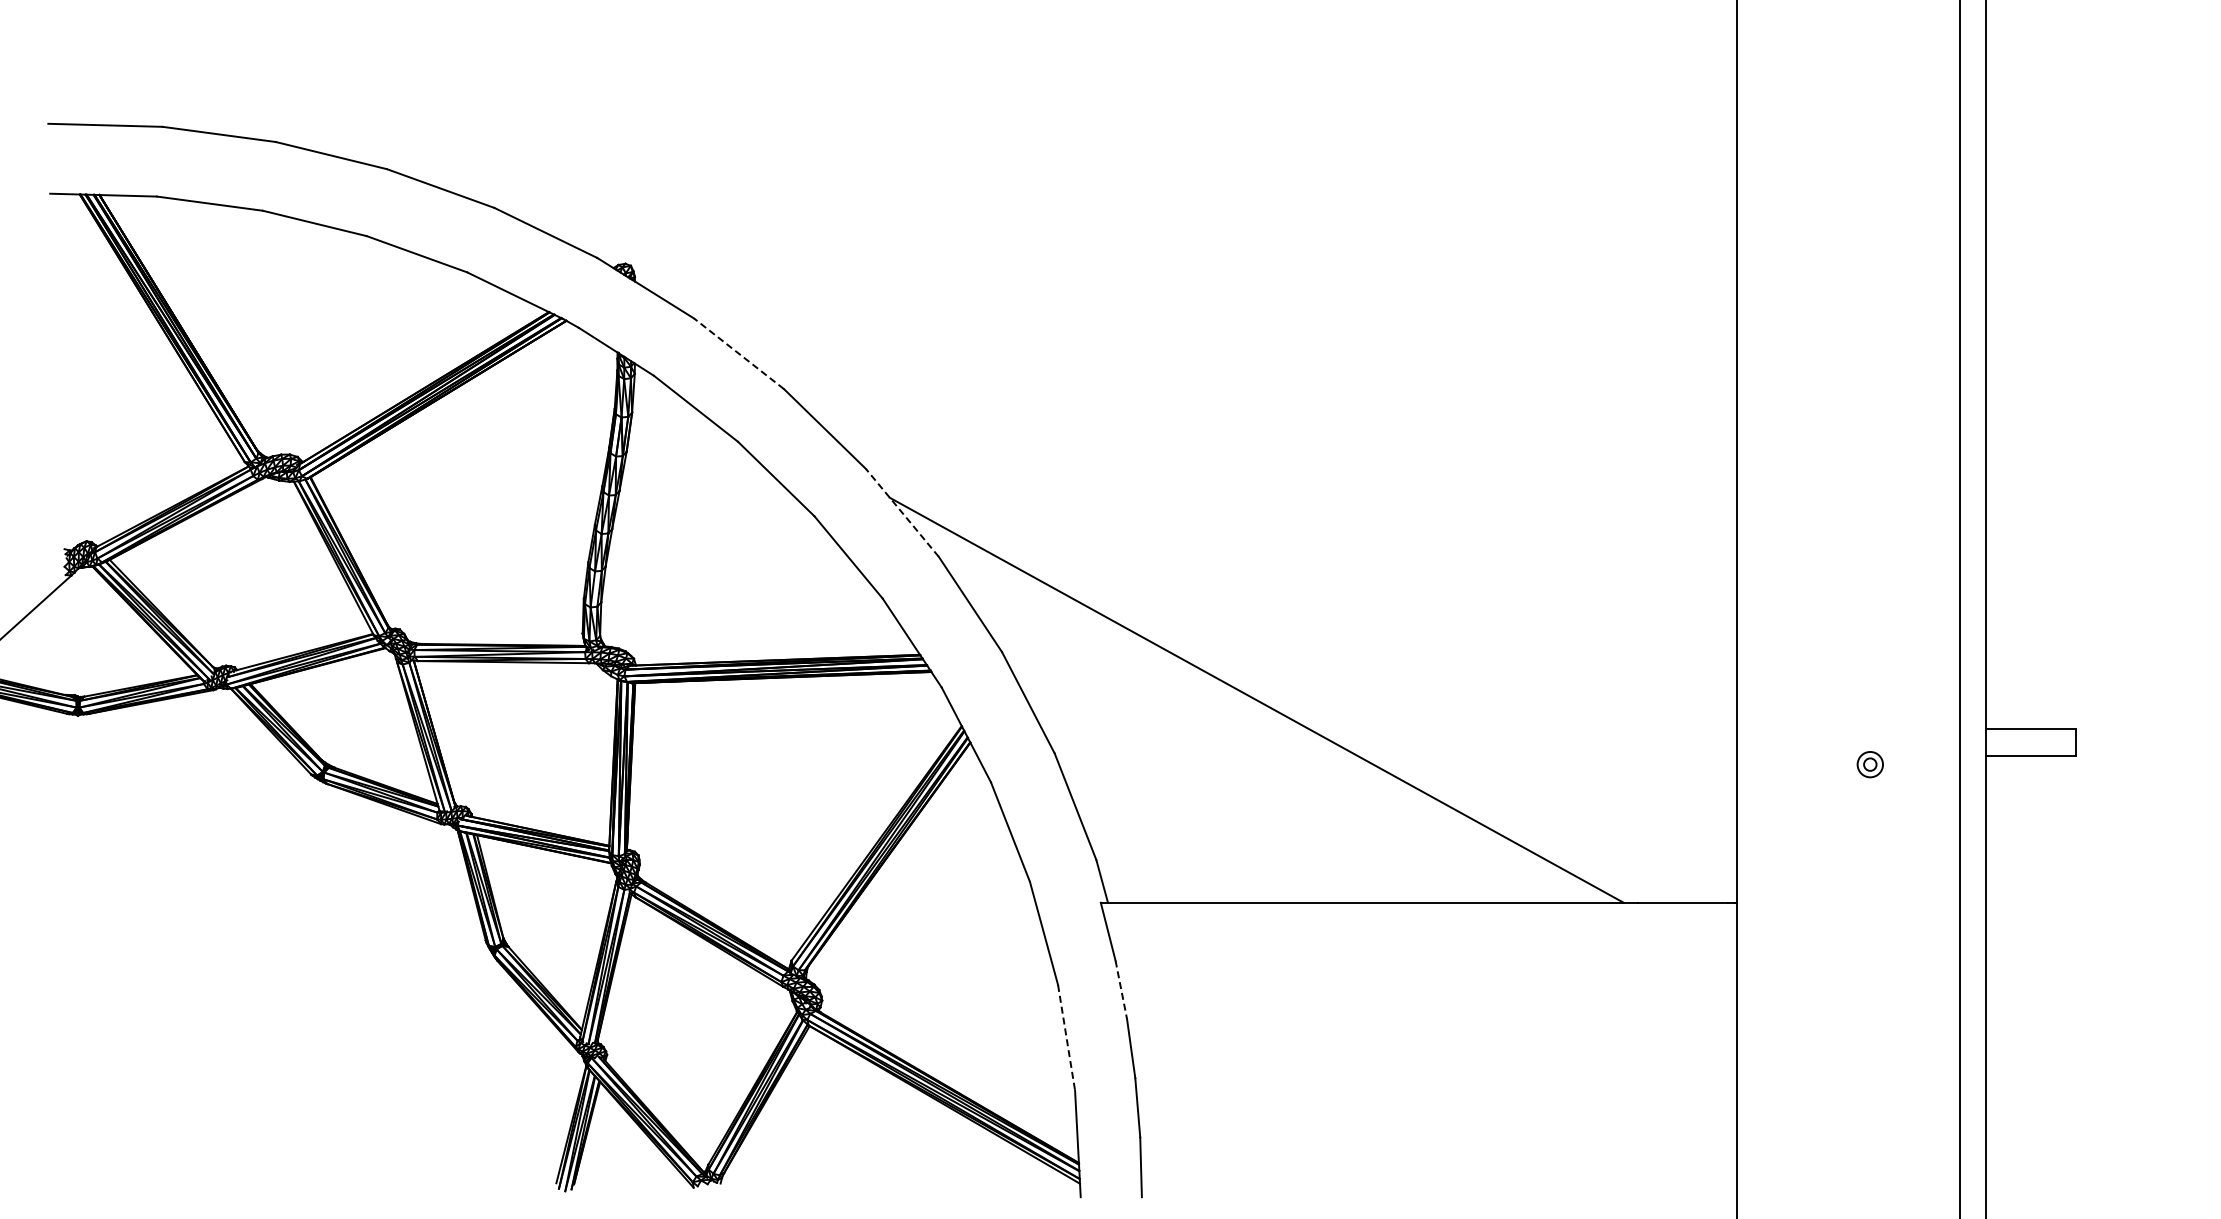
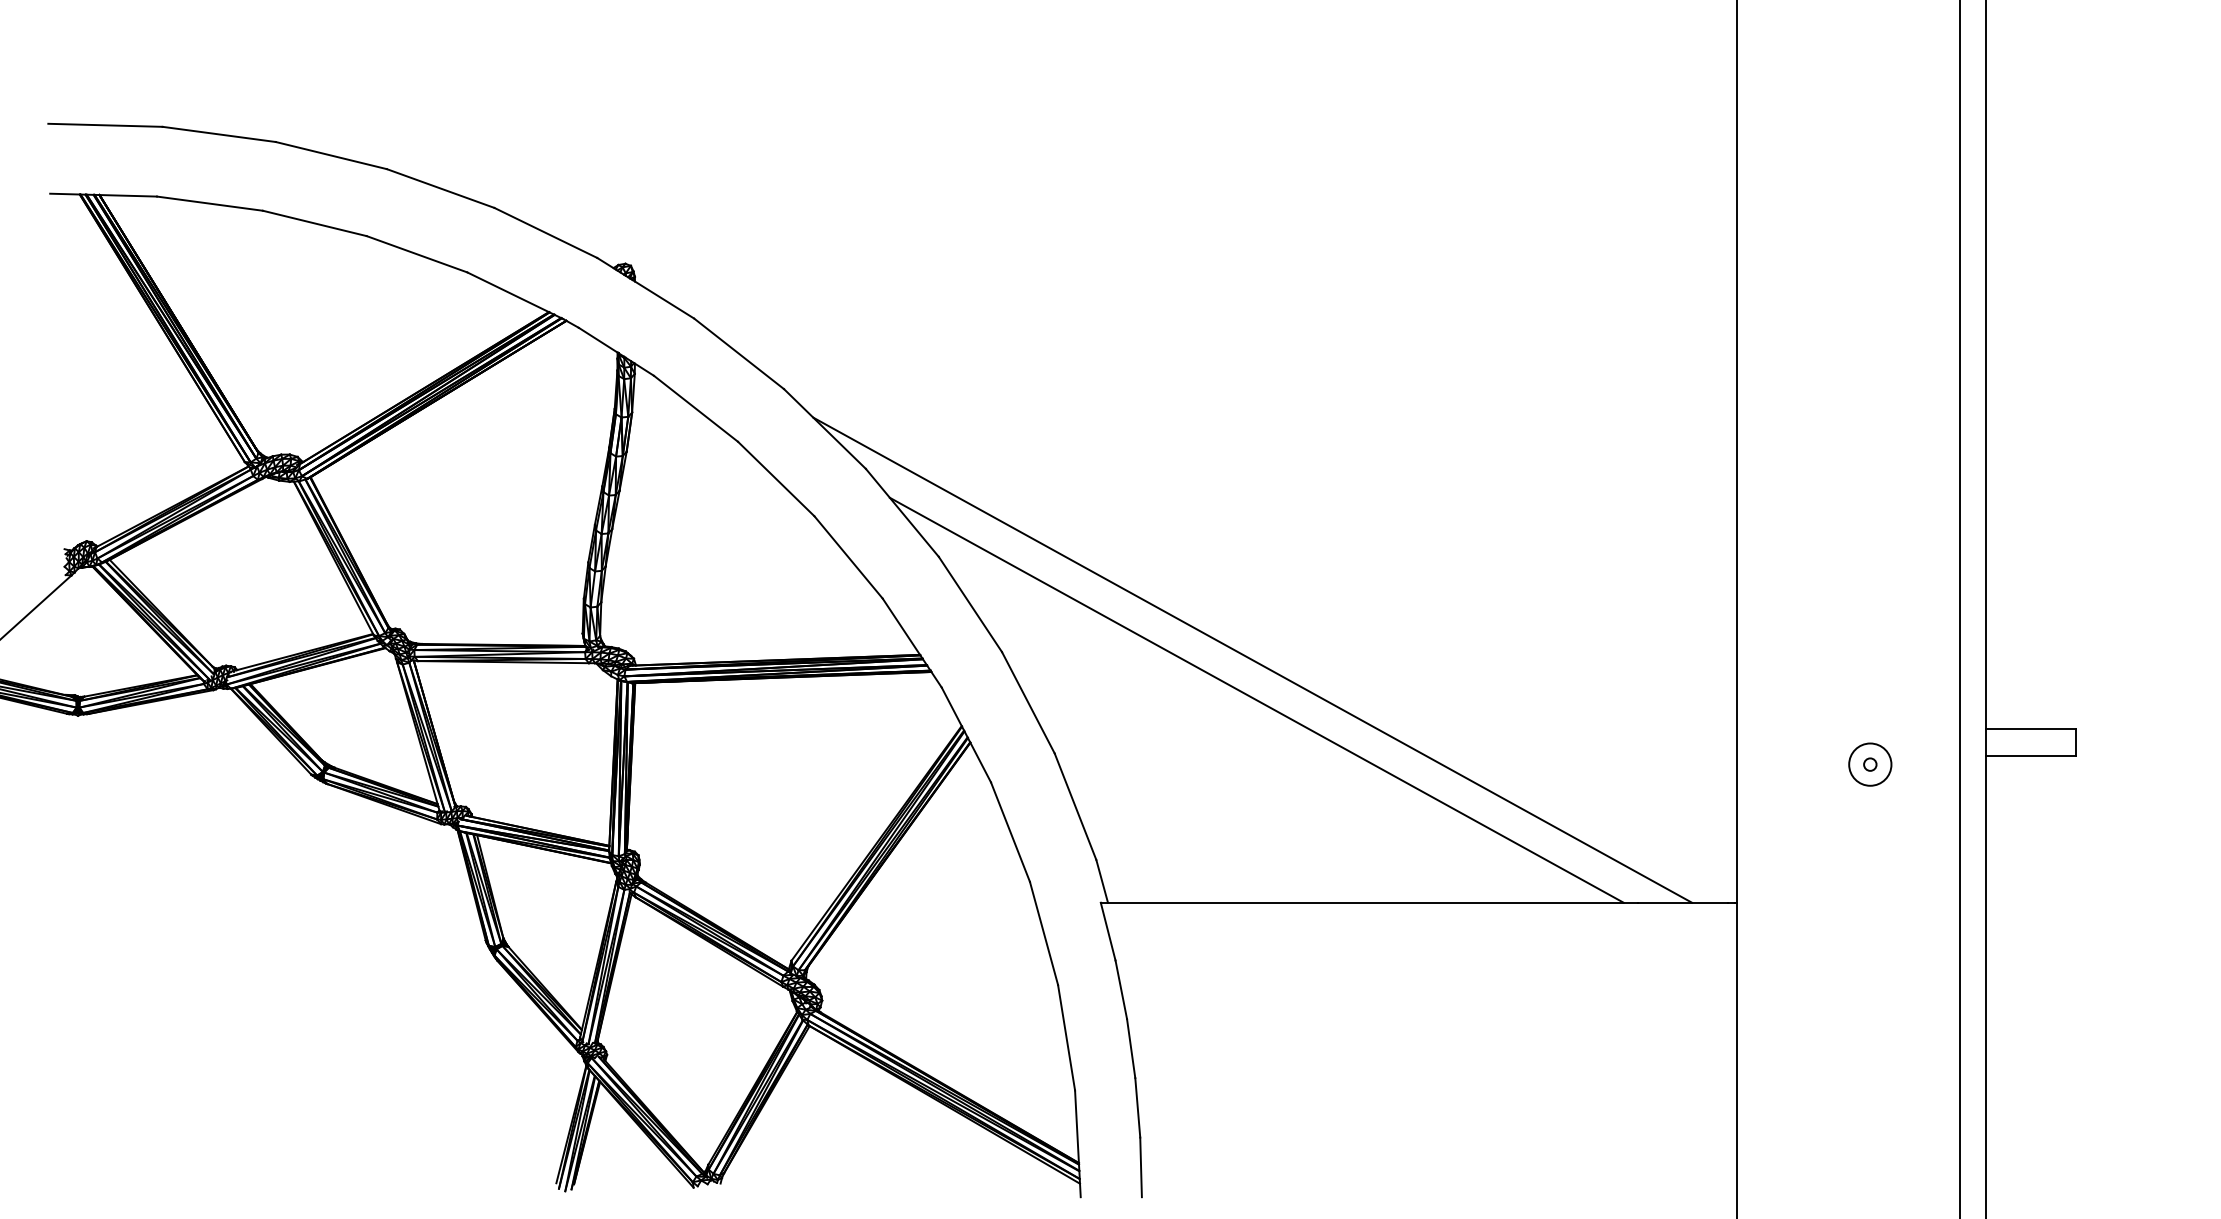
line: dashed -> solid (738, 353)
line: dashed -> solid (902, 512)
line: none -> present (1252, 659)
circle diameter: 25 px -> 42 px (1870, 764)
line: dashed -> solid (1121, 989)
line: dashed -> solid (1066, 1038)
